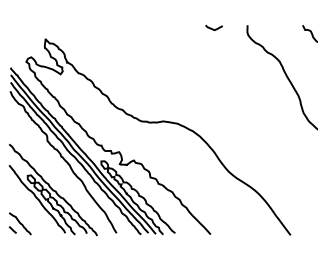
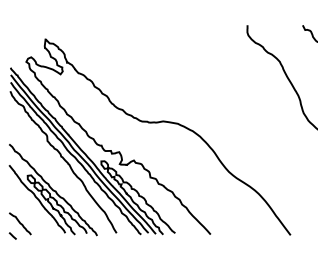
curve: present -> none (213, 28)
line position: (12, 229) -> (12, 235) (12, 235)
